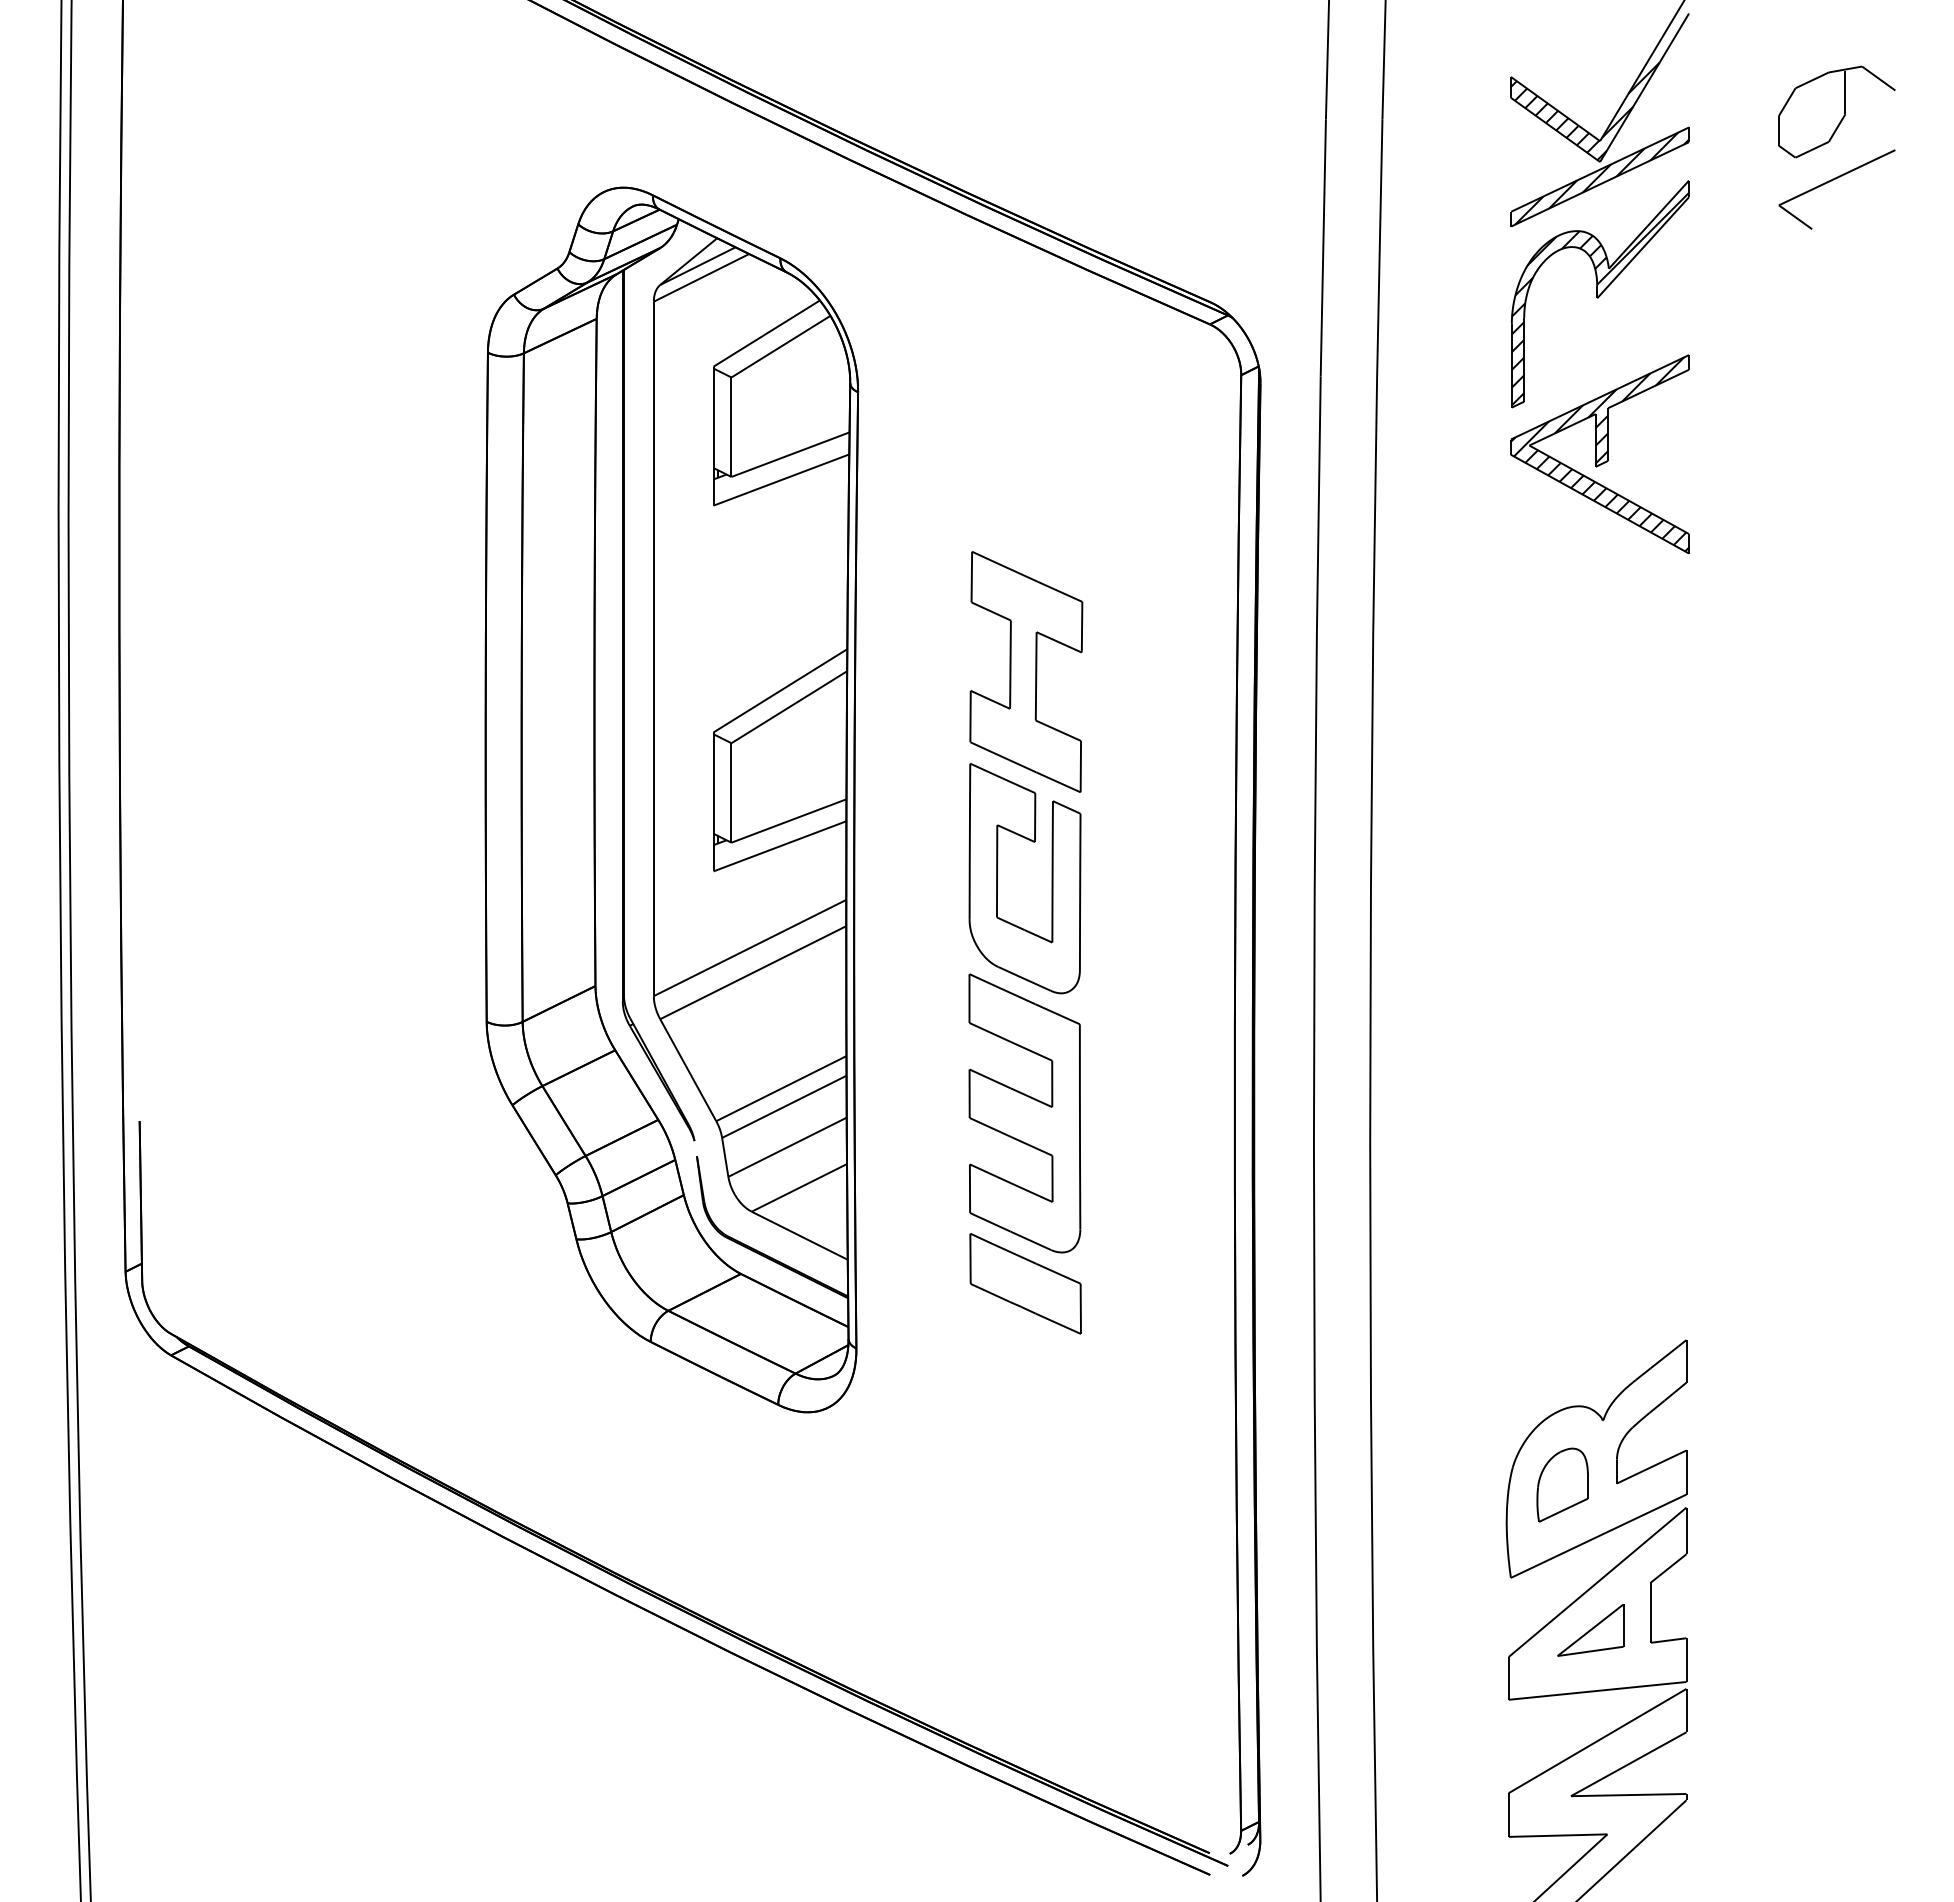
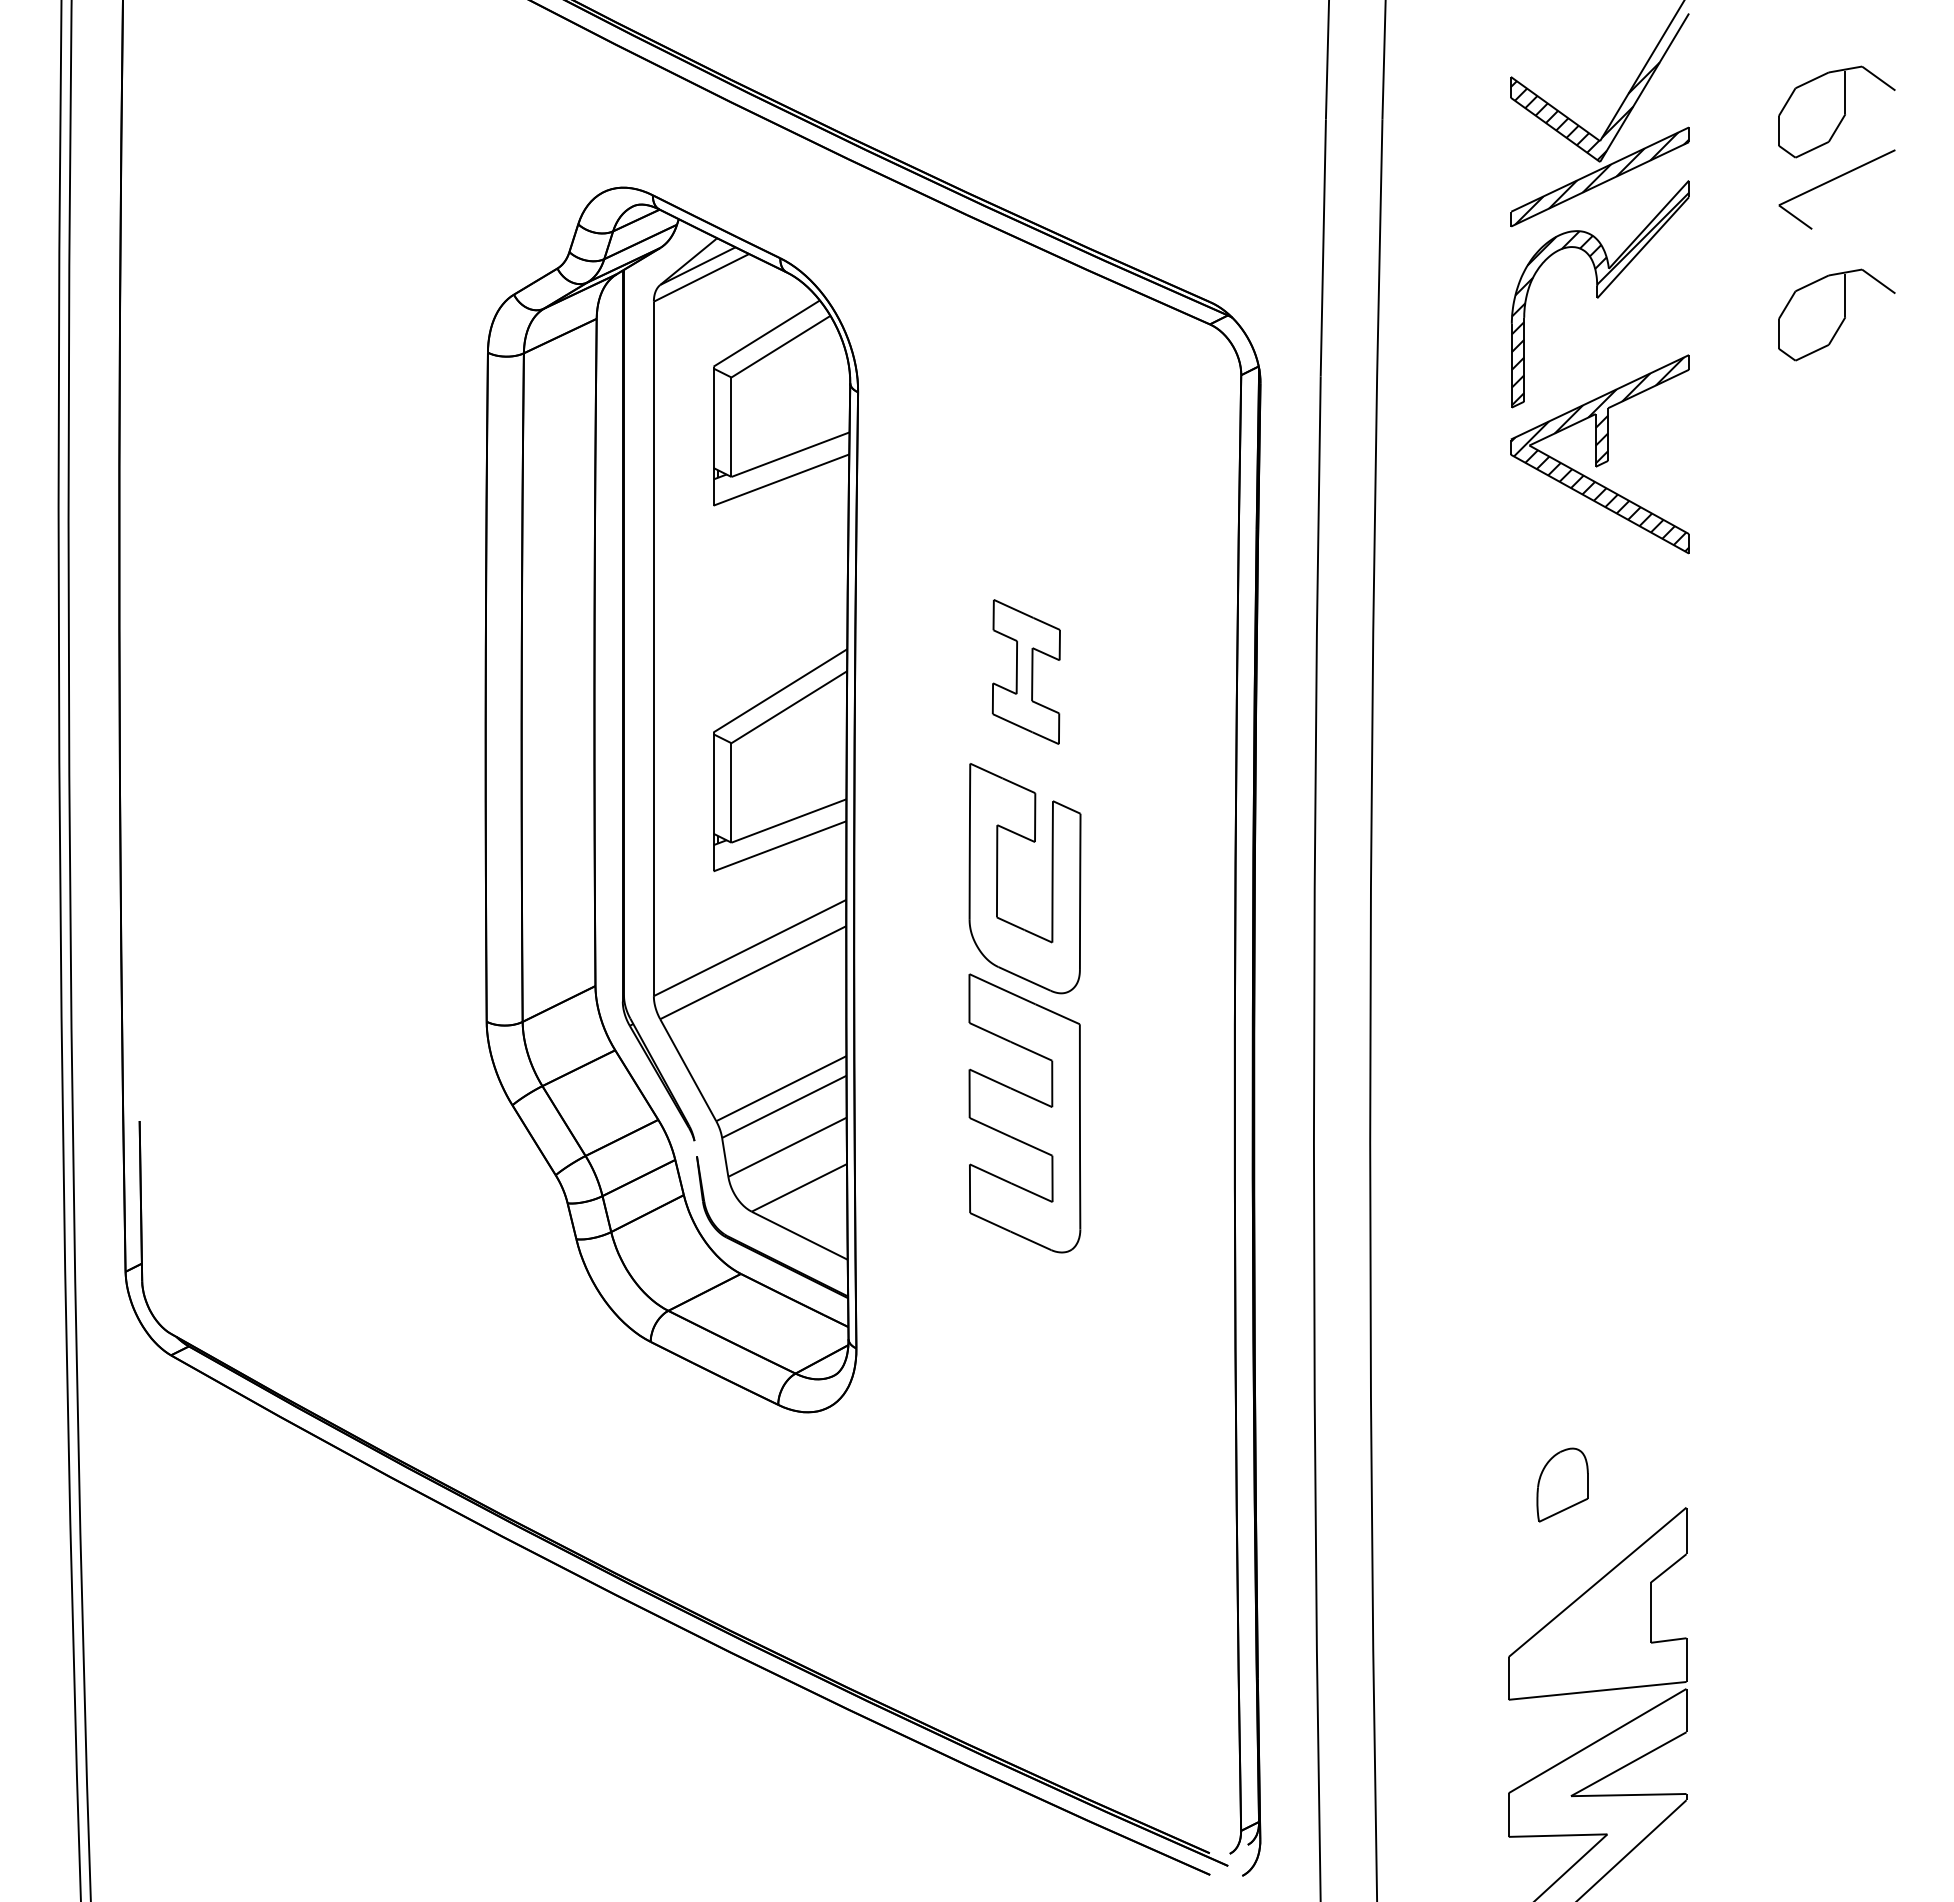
part: none -> present (1836, 314)
part size: 115x242 px -> 70x146 px (1025, 671)
part: present -> none (1025, 1283)
part: present -> none (1596, 1458)
part: present -> none (1590, 1630)
